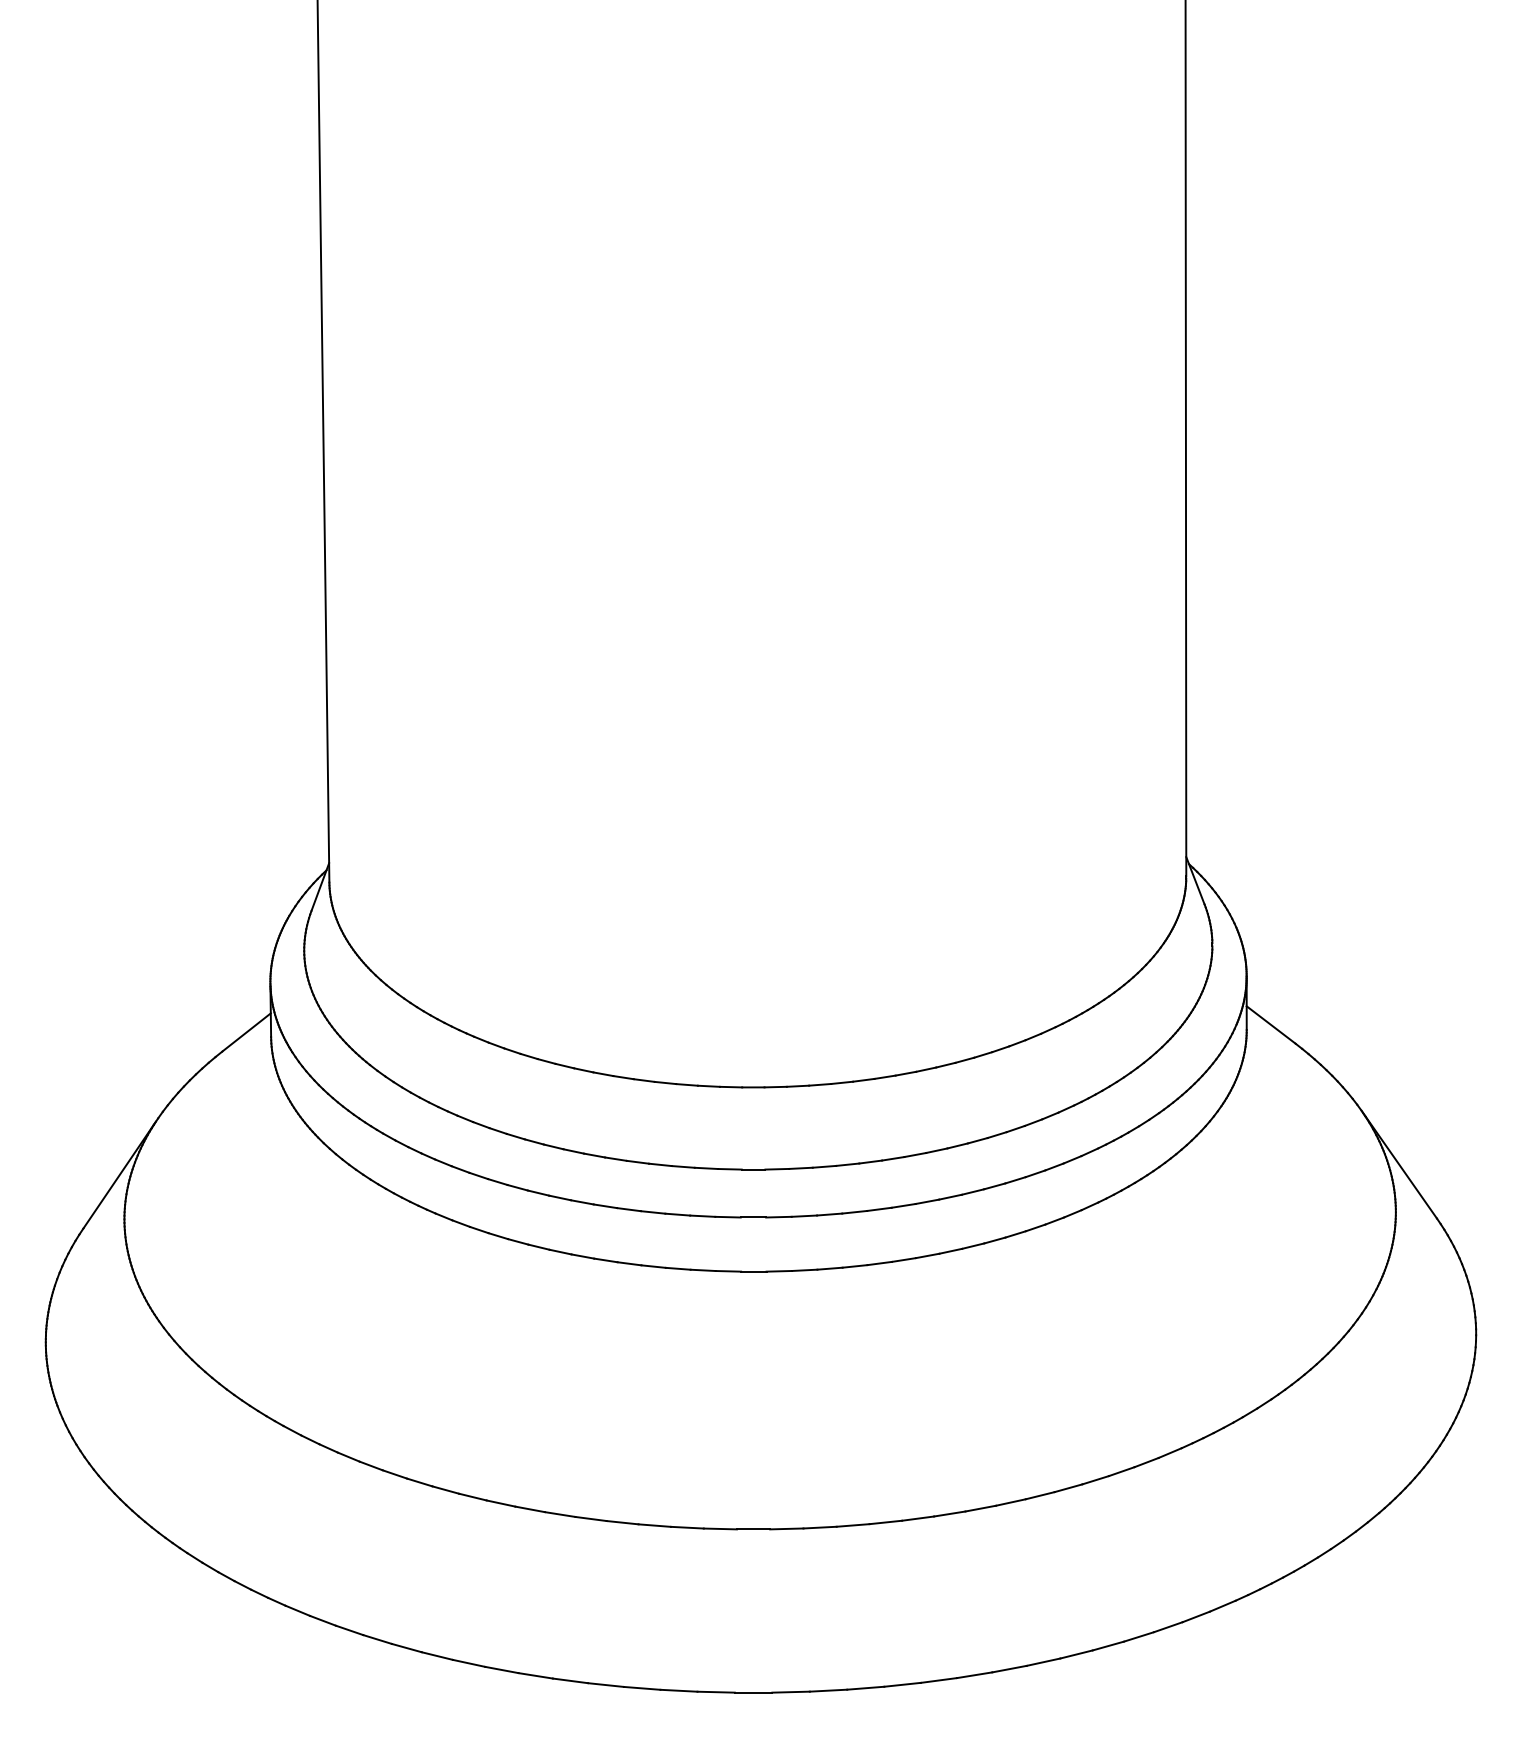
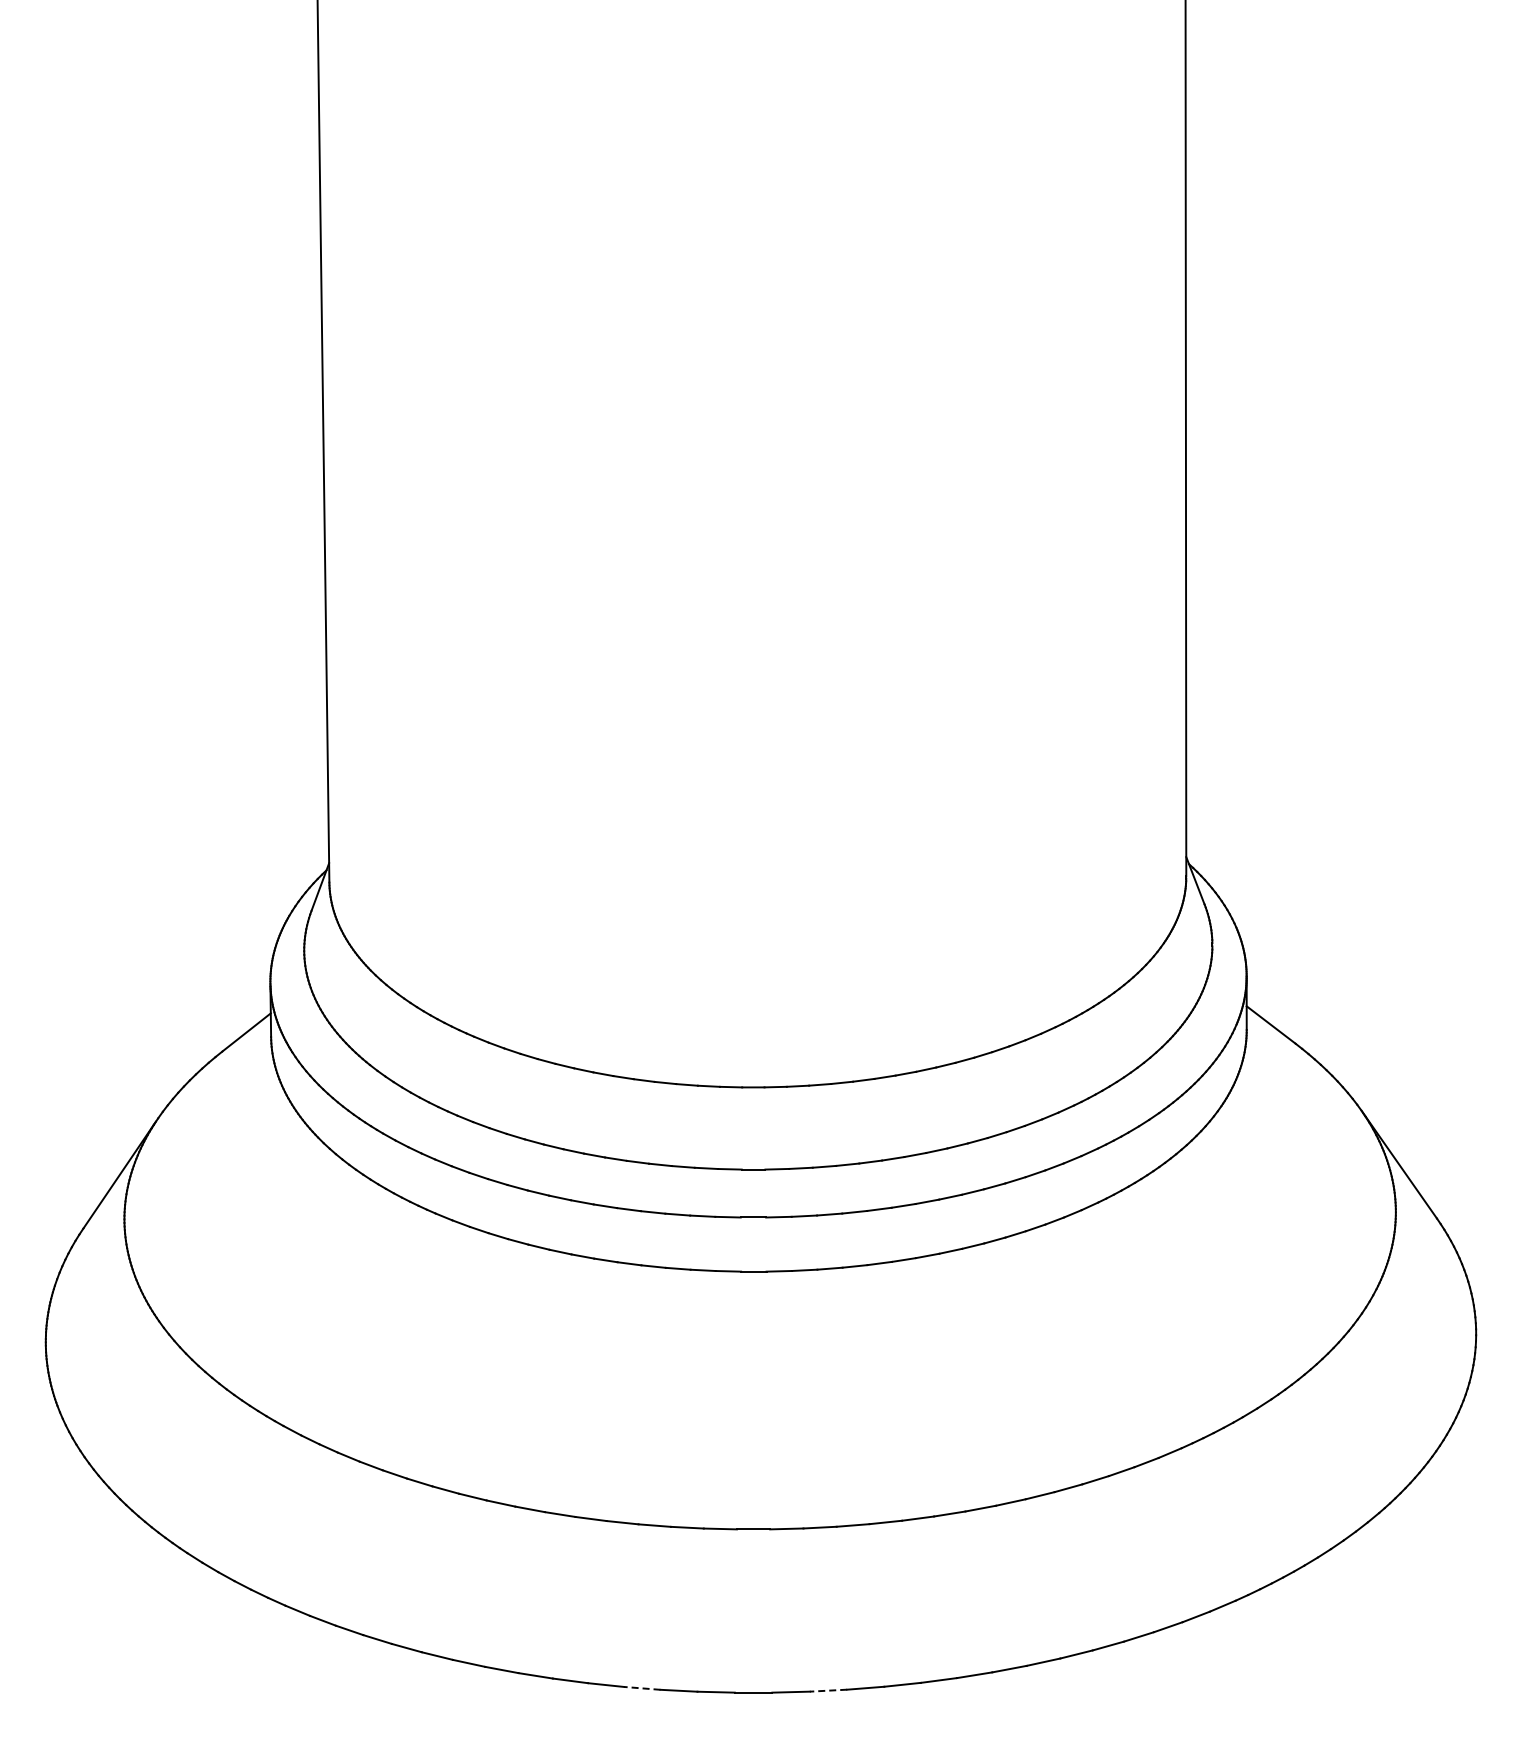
line: solid -> dashed (641, 1688)
line: solid -> dashed (828, 1690)
